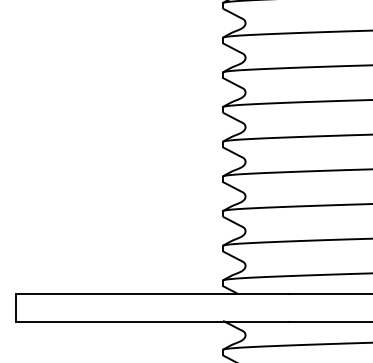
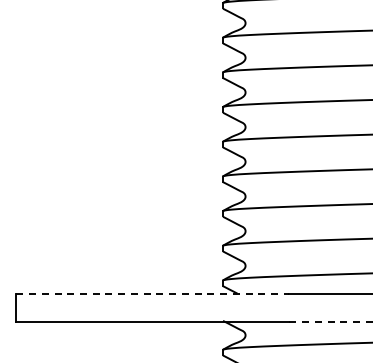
line: solid -> dashed (152, 293)
line: solid -> dashed (331, 322)
